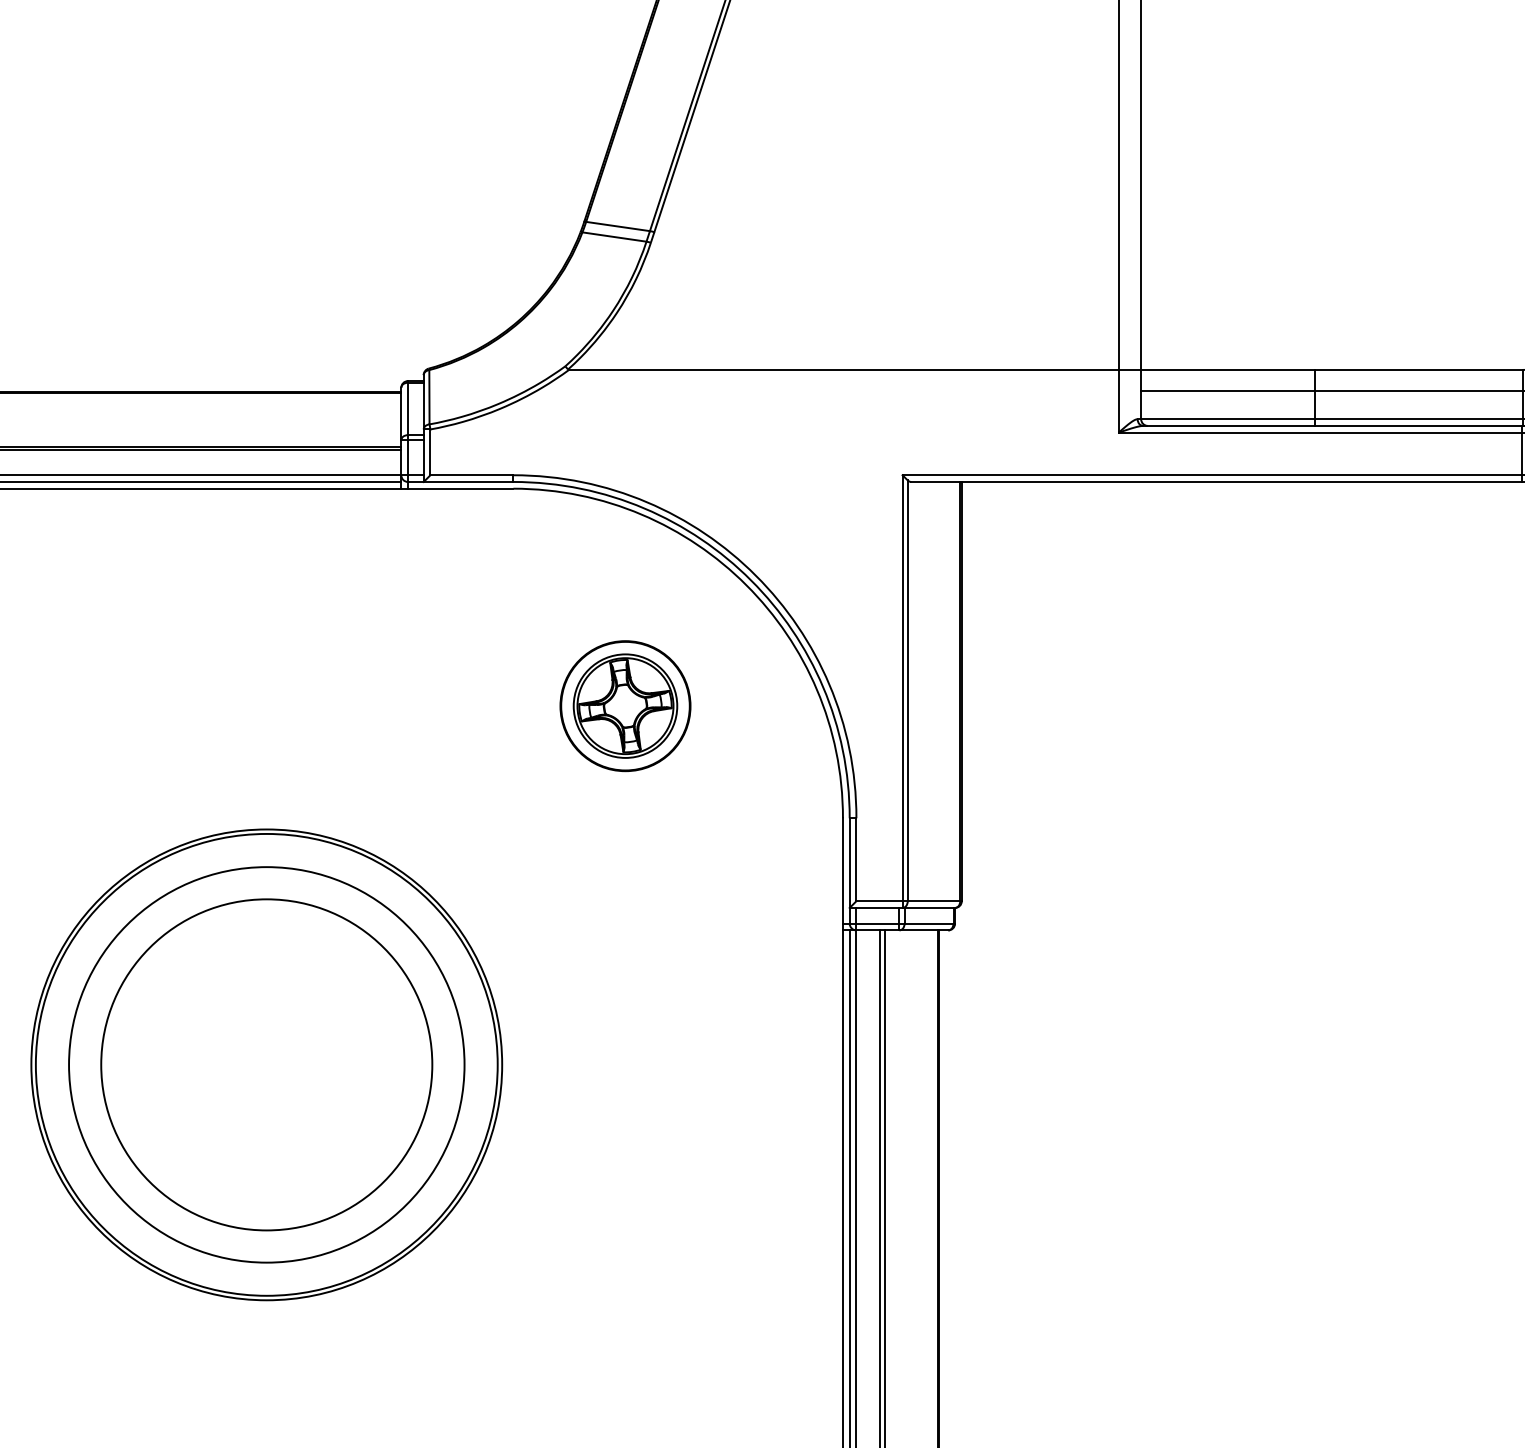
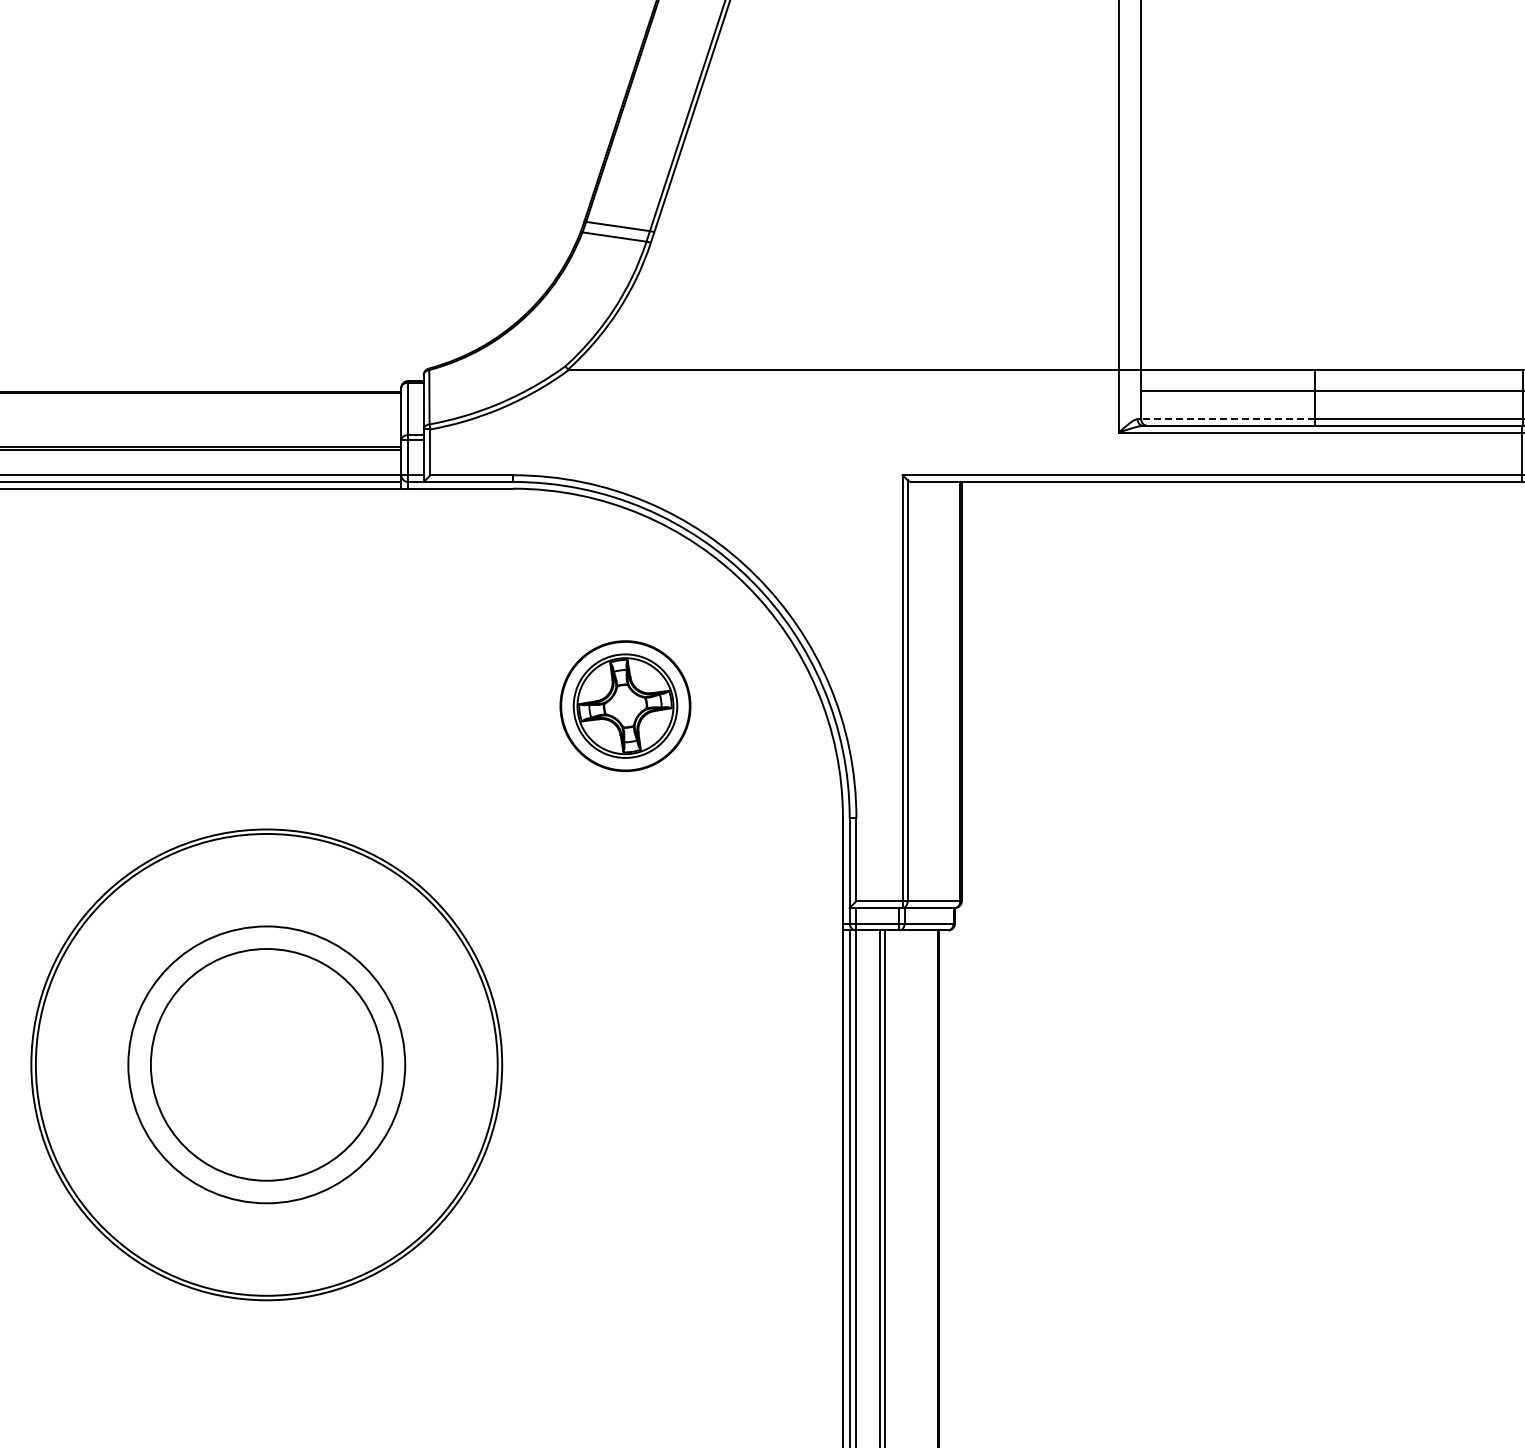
line: solid -> dashed (1228, 419)
circle diameter: 331 px -> 232 px (266, 1064)
circle diameter: 396 px -> 277 px (266, 1064)
